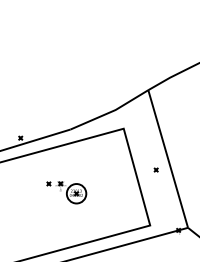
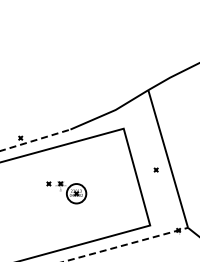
line: solid -> dashed (36, 140)
line: solid -> dashed (125, 244)
